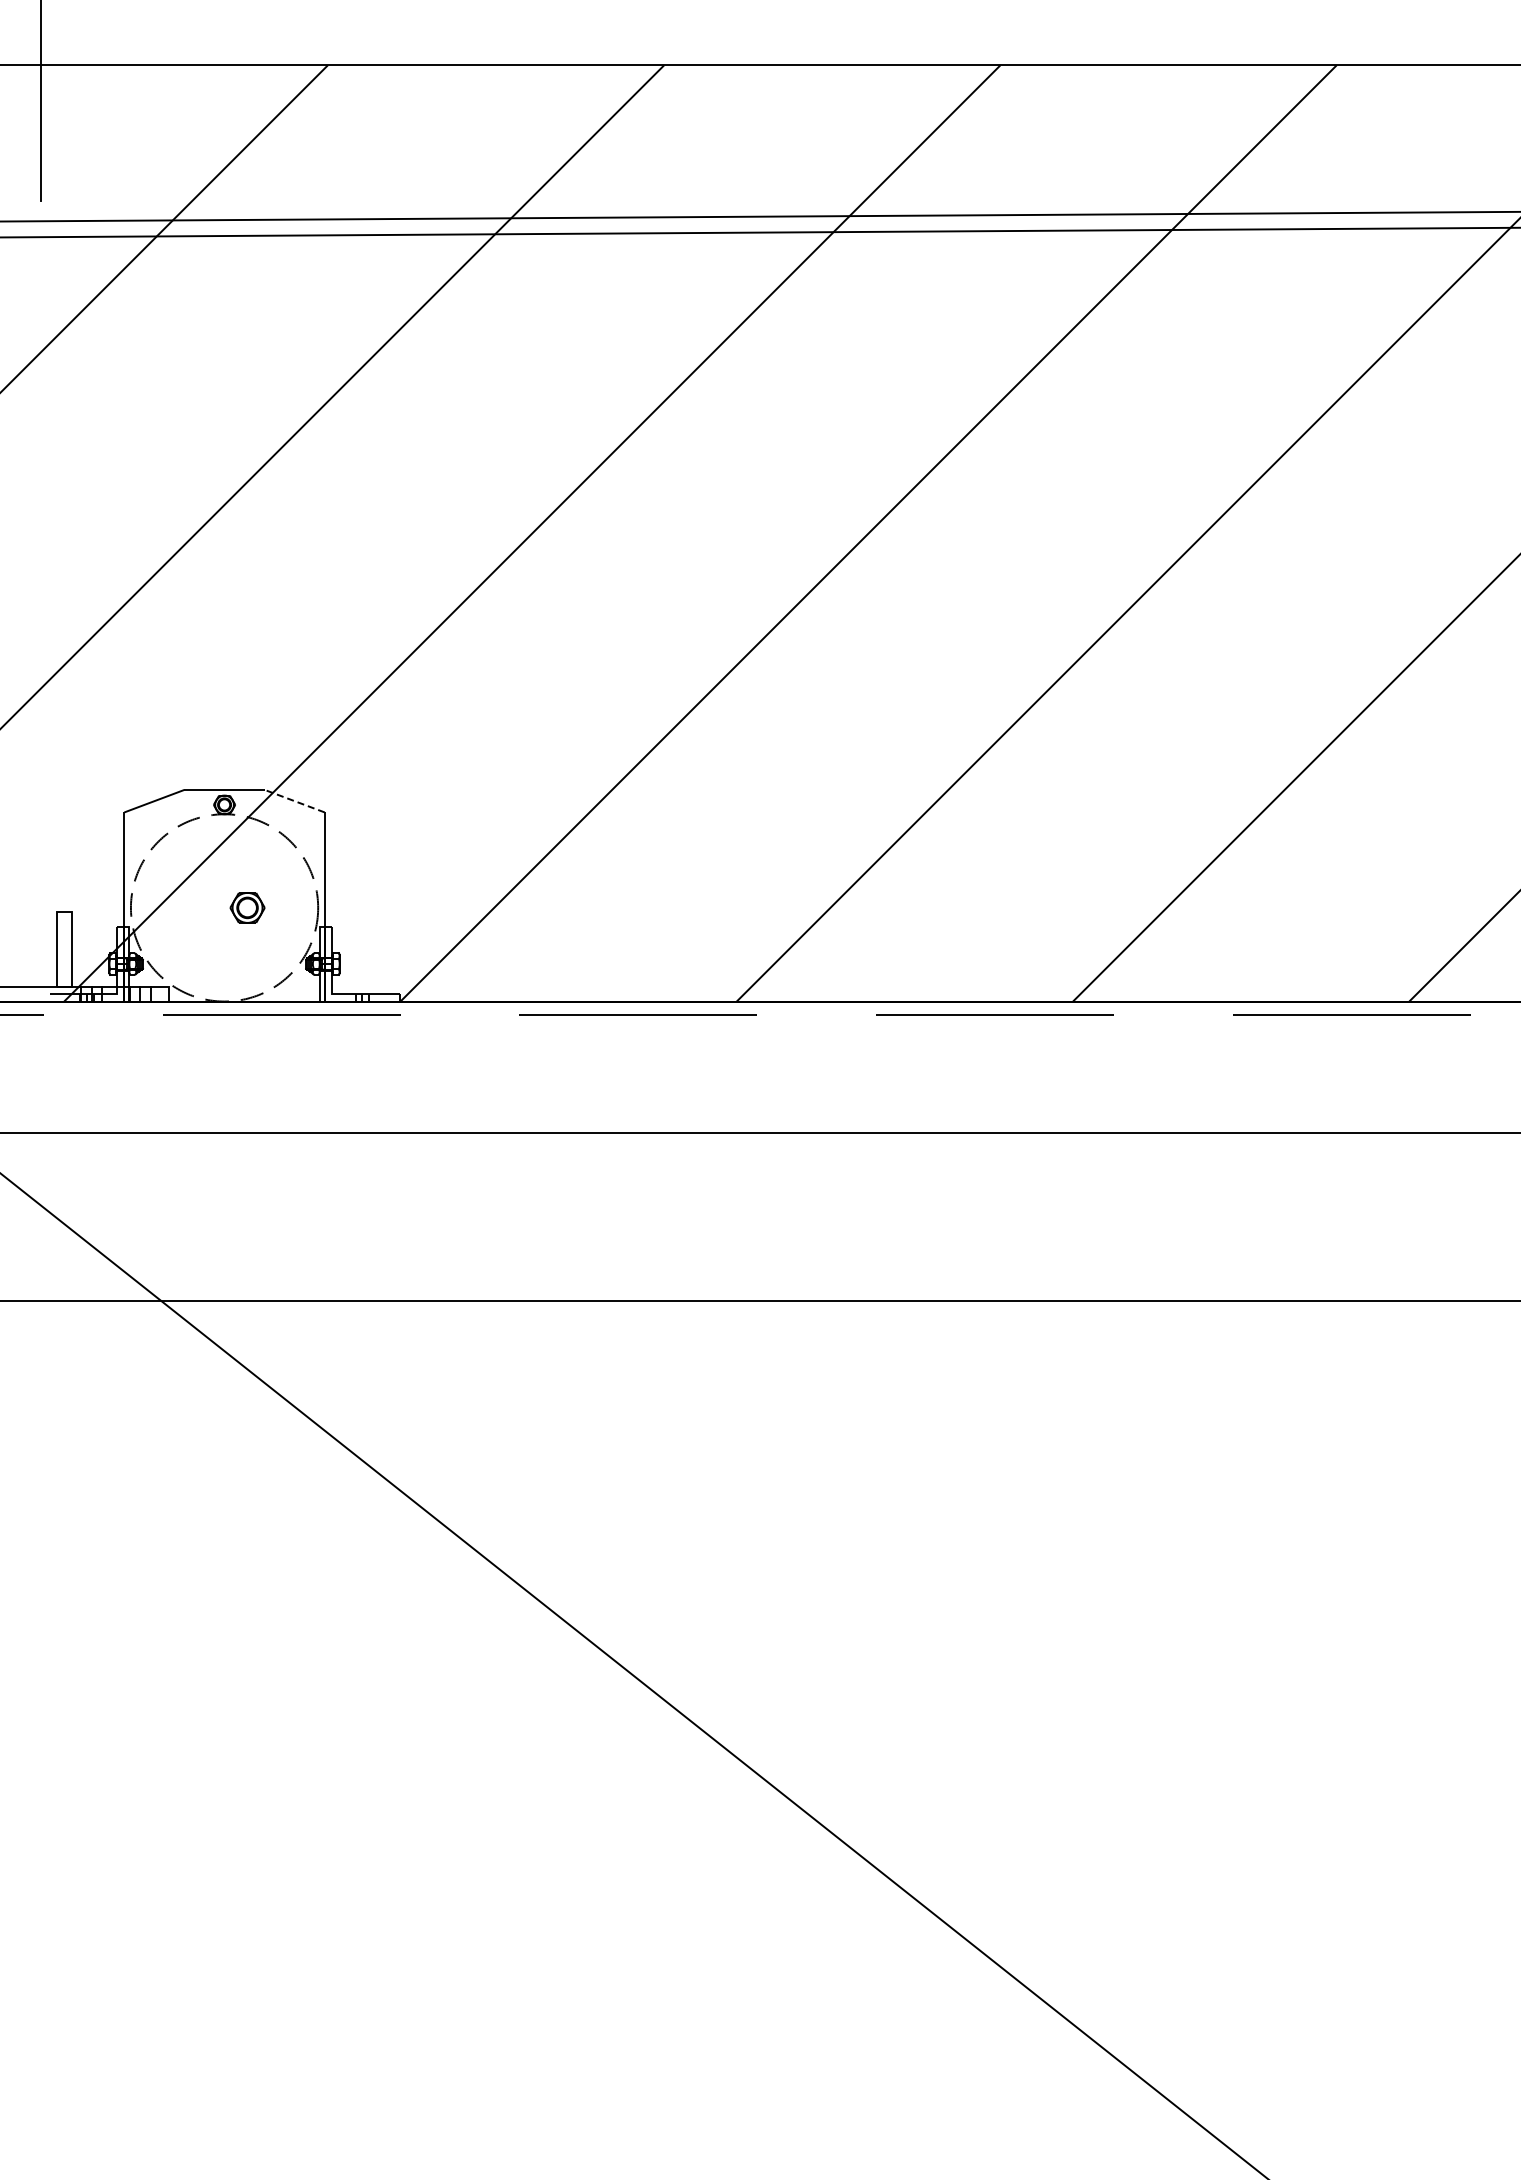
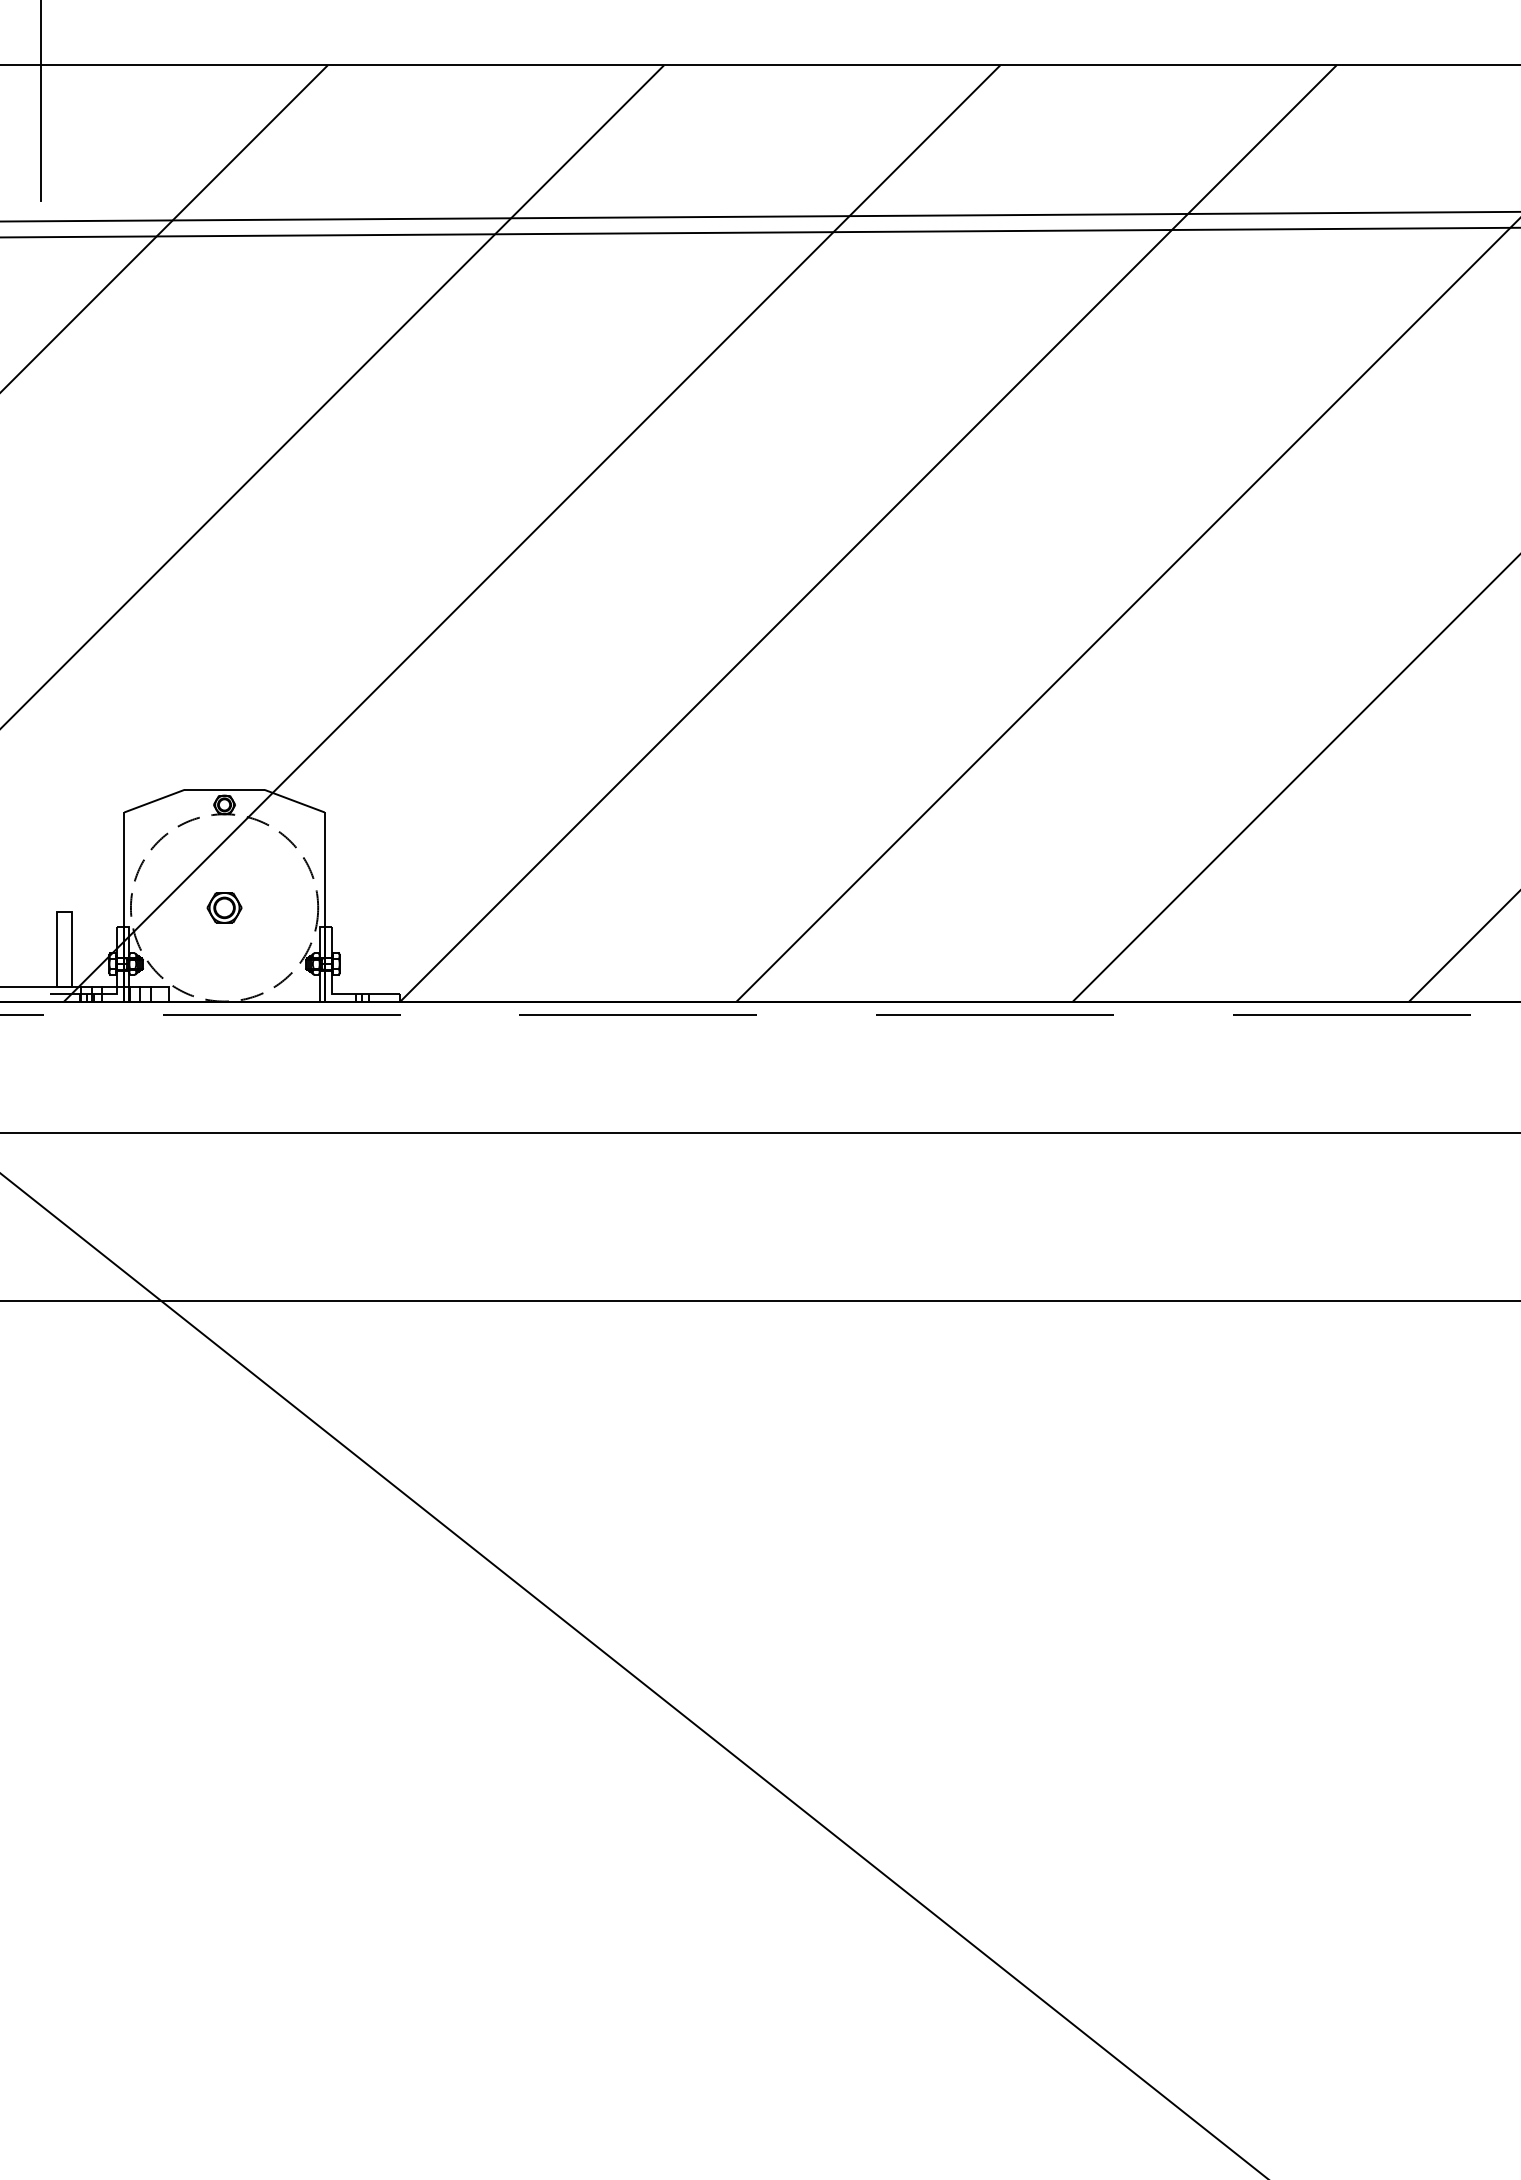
line: dashed -> solid (294, 801)
part position: (247, 907) -> (224, 907) (224, 907)
